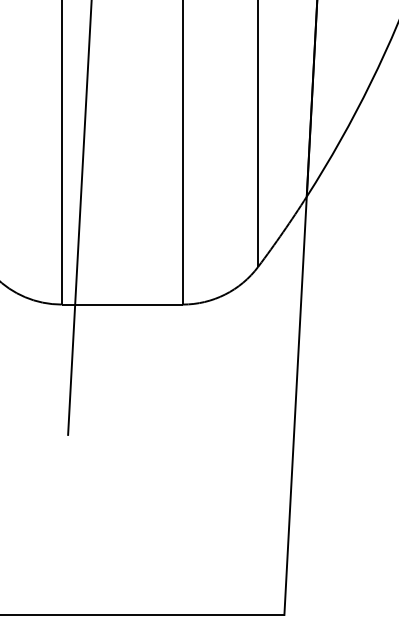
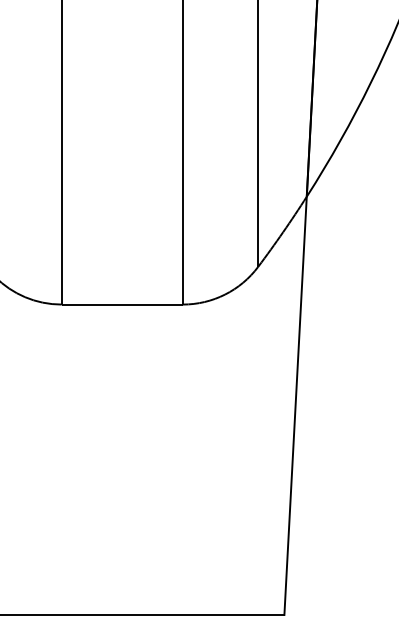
line: present -> none (79, 218)
